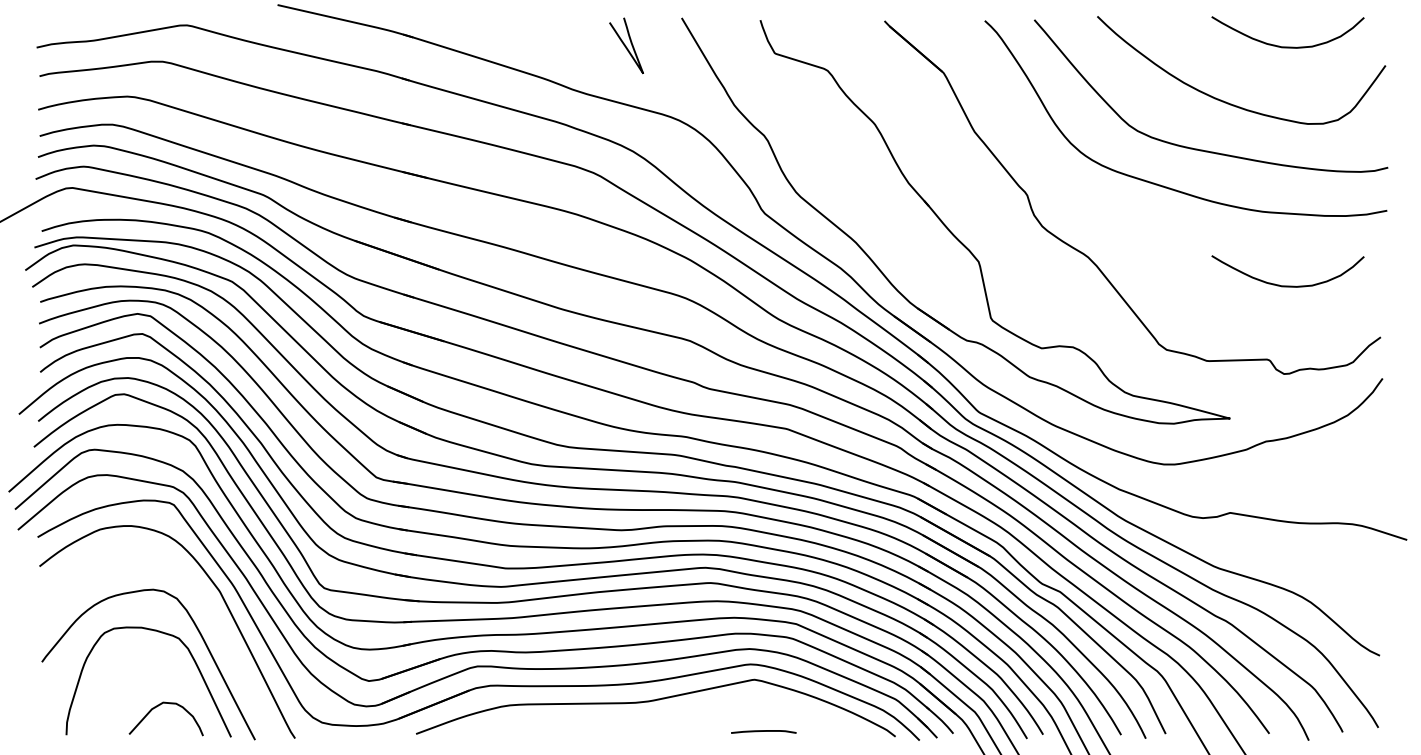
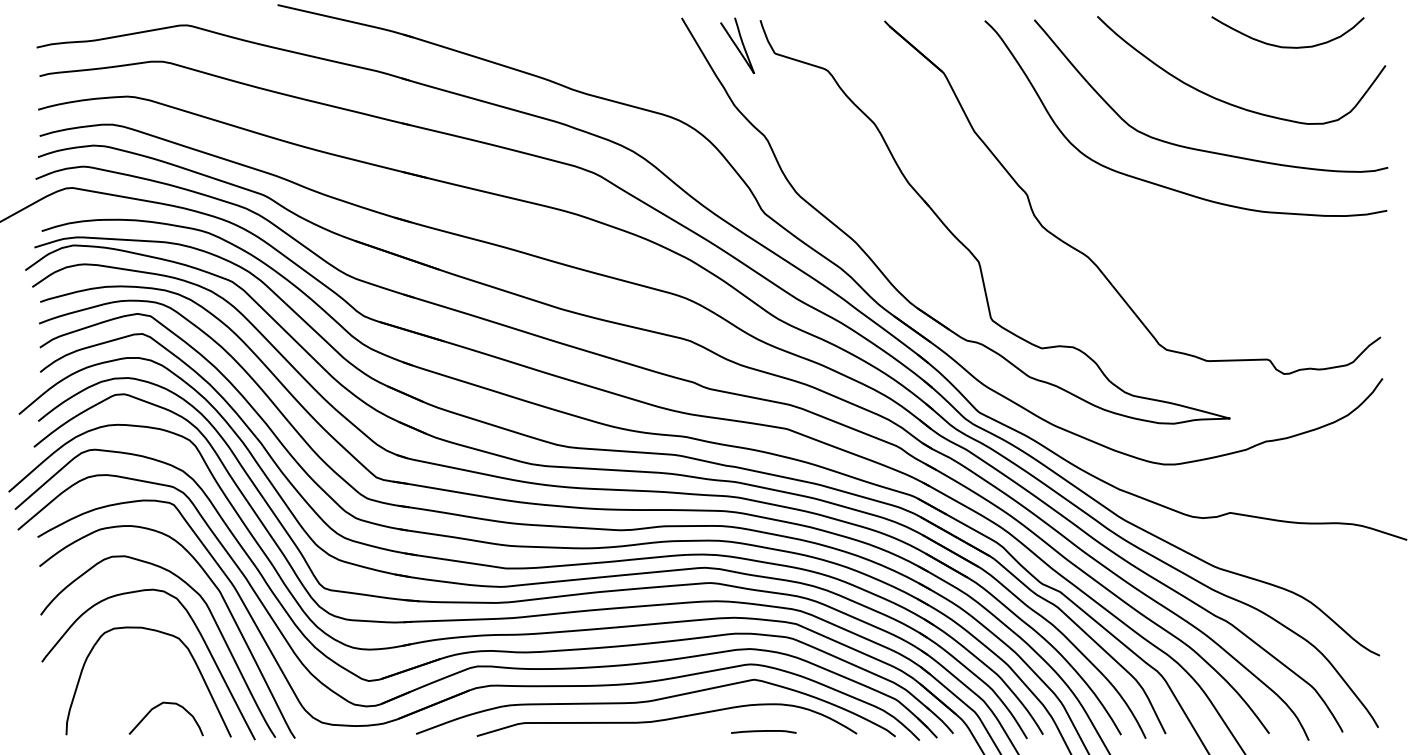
curve position: (625, 45) -> (736, 45) (736, 45)
curve: present -> none (1287, 285)
curve: none -> present (212, 618)
curve: none -> present (666, 719)
